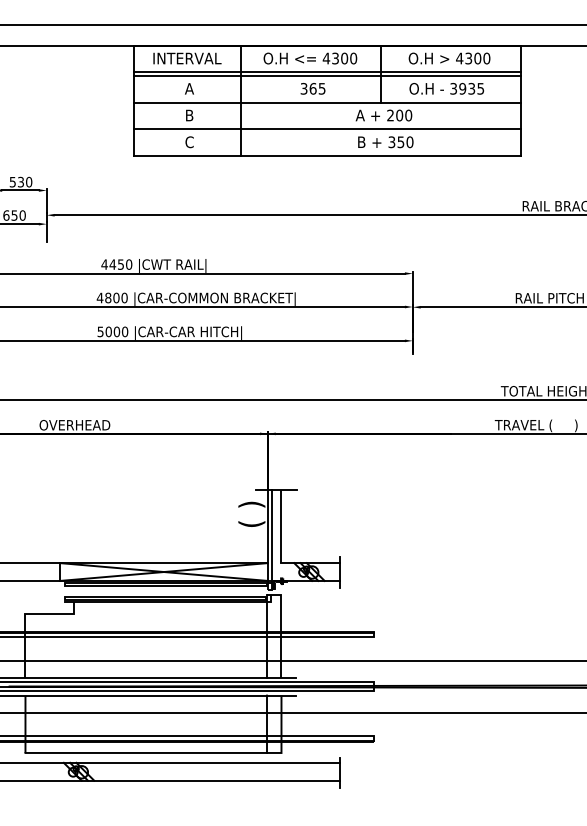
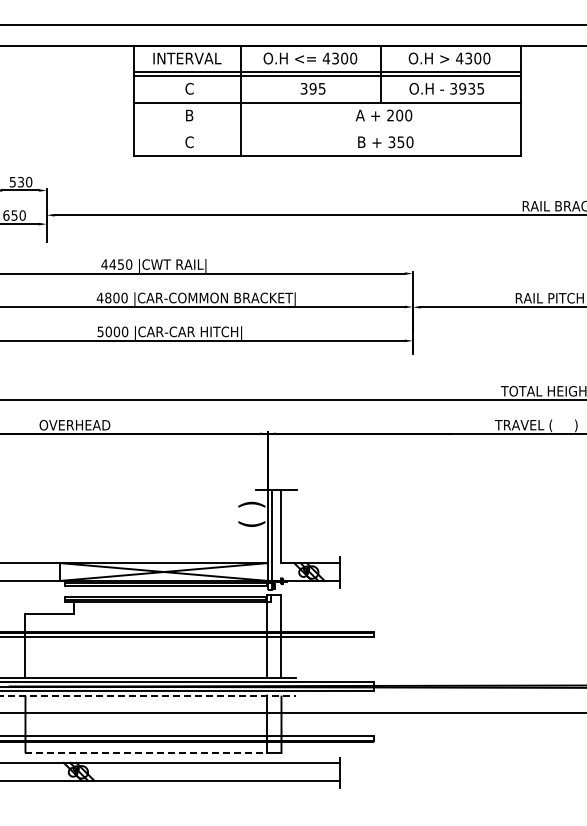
text: A -> C (189, 88)
text: 365 -> 395 (312, 88)
line: present -> none (327, 129)
line: present -> none (292, 660)
line: solid -> dashed (148, 695)
line: solid -> dashed (146, 752)
